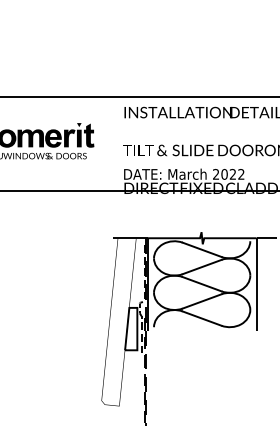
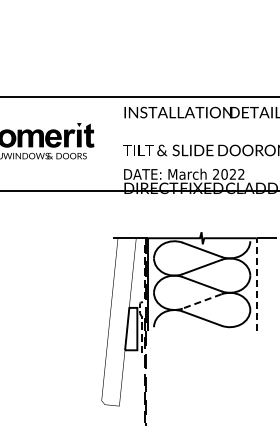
line: solid -> dashed (256, 283)
line: solid -> dashed (202, 301)
